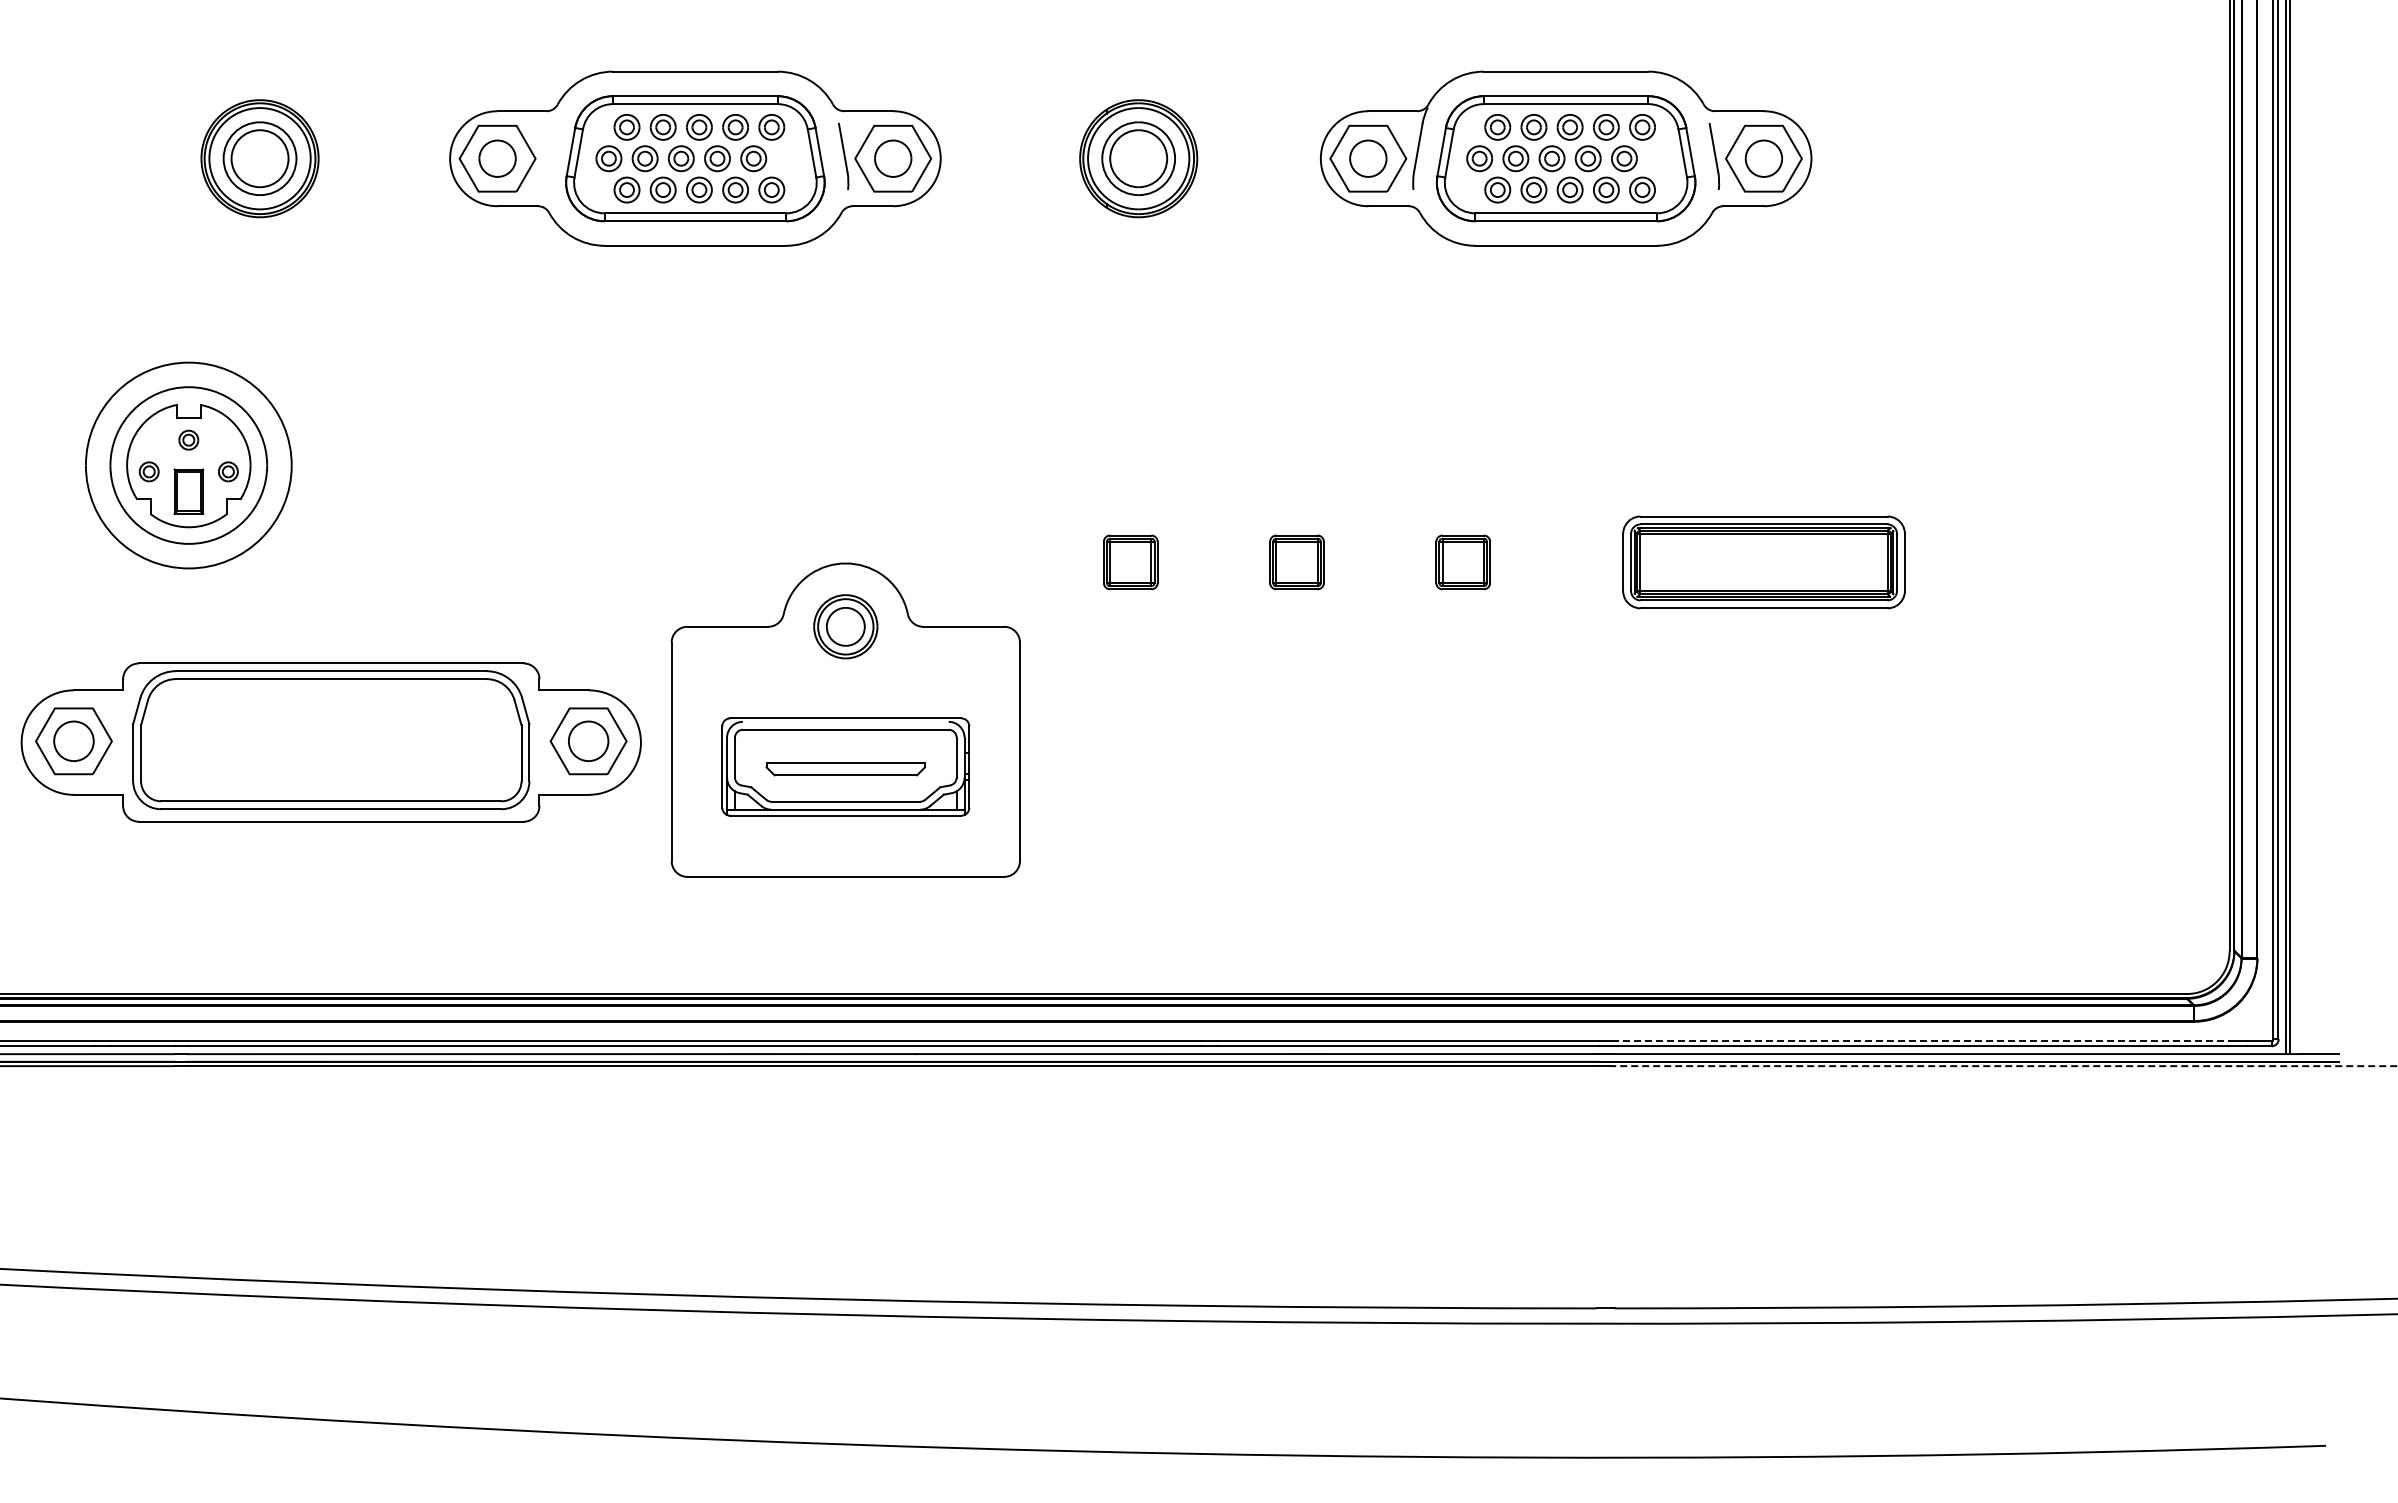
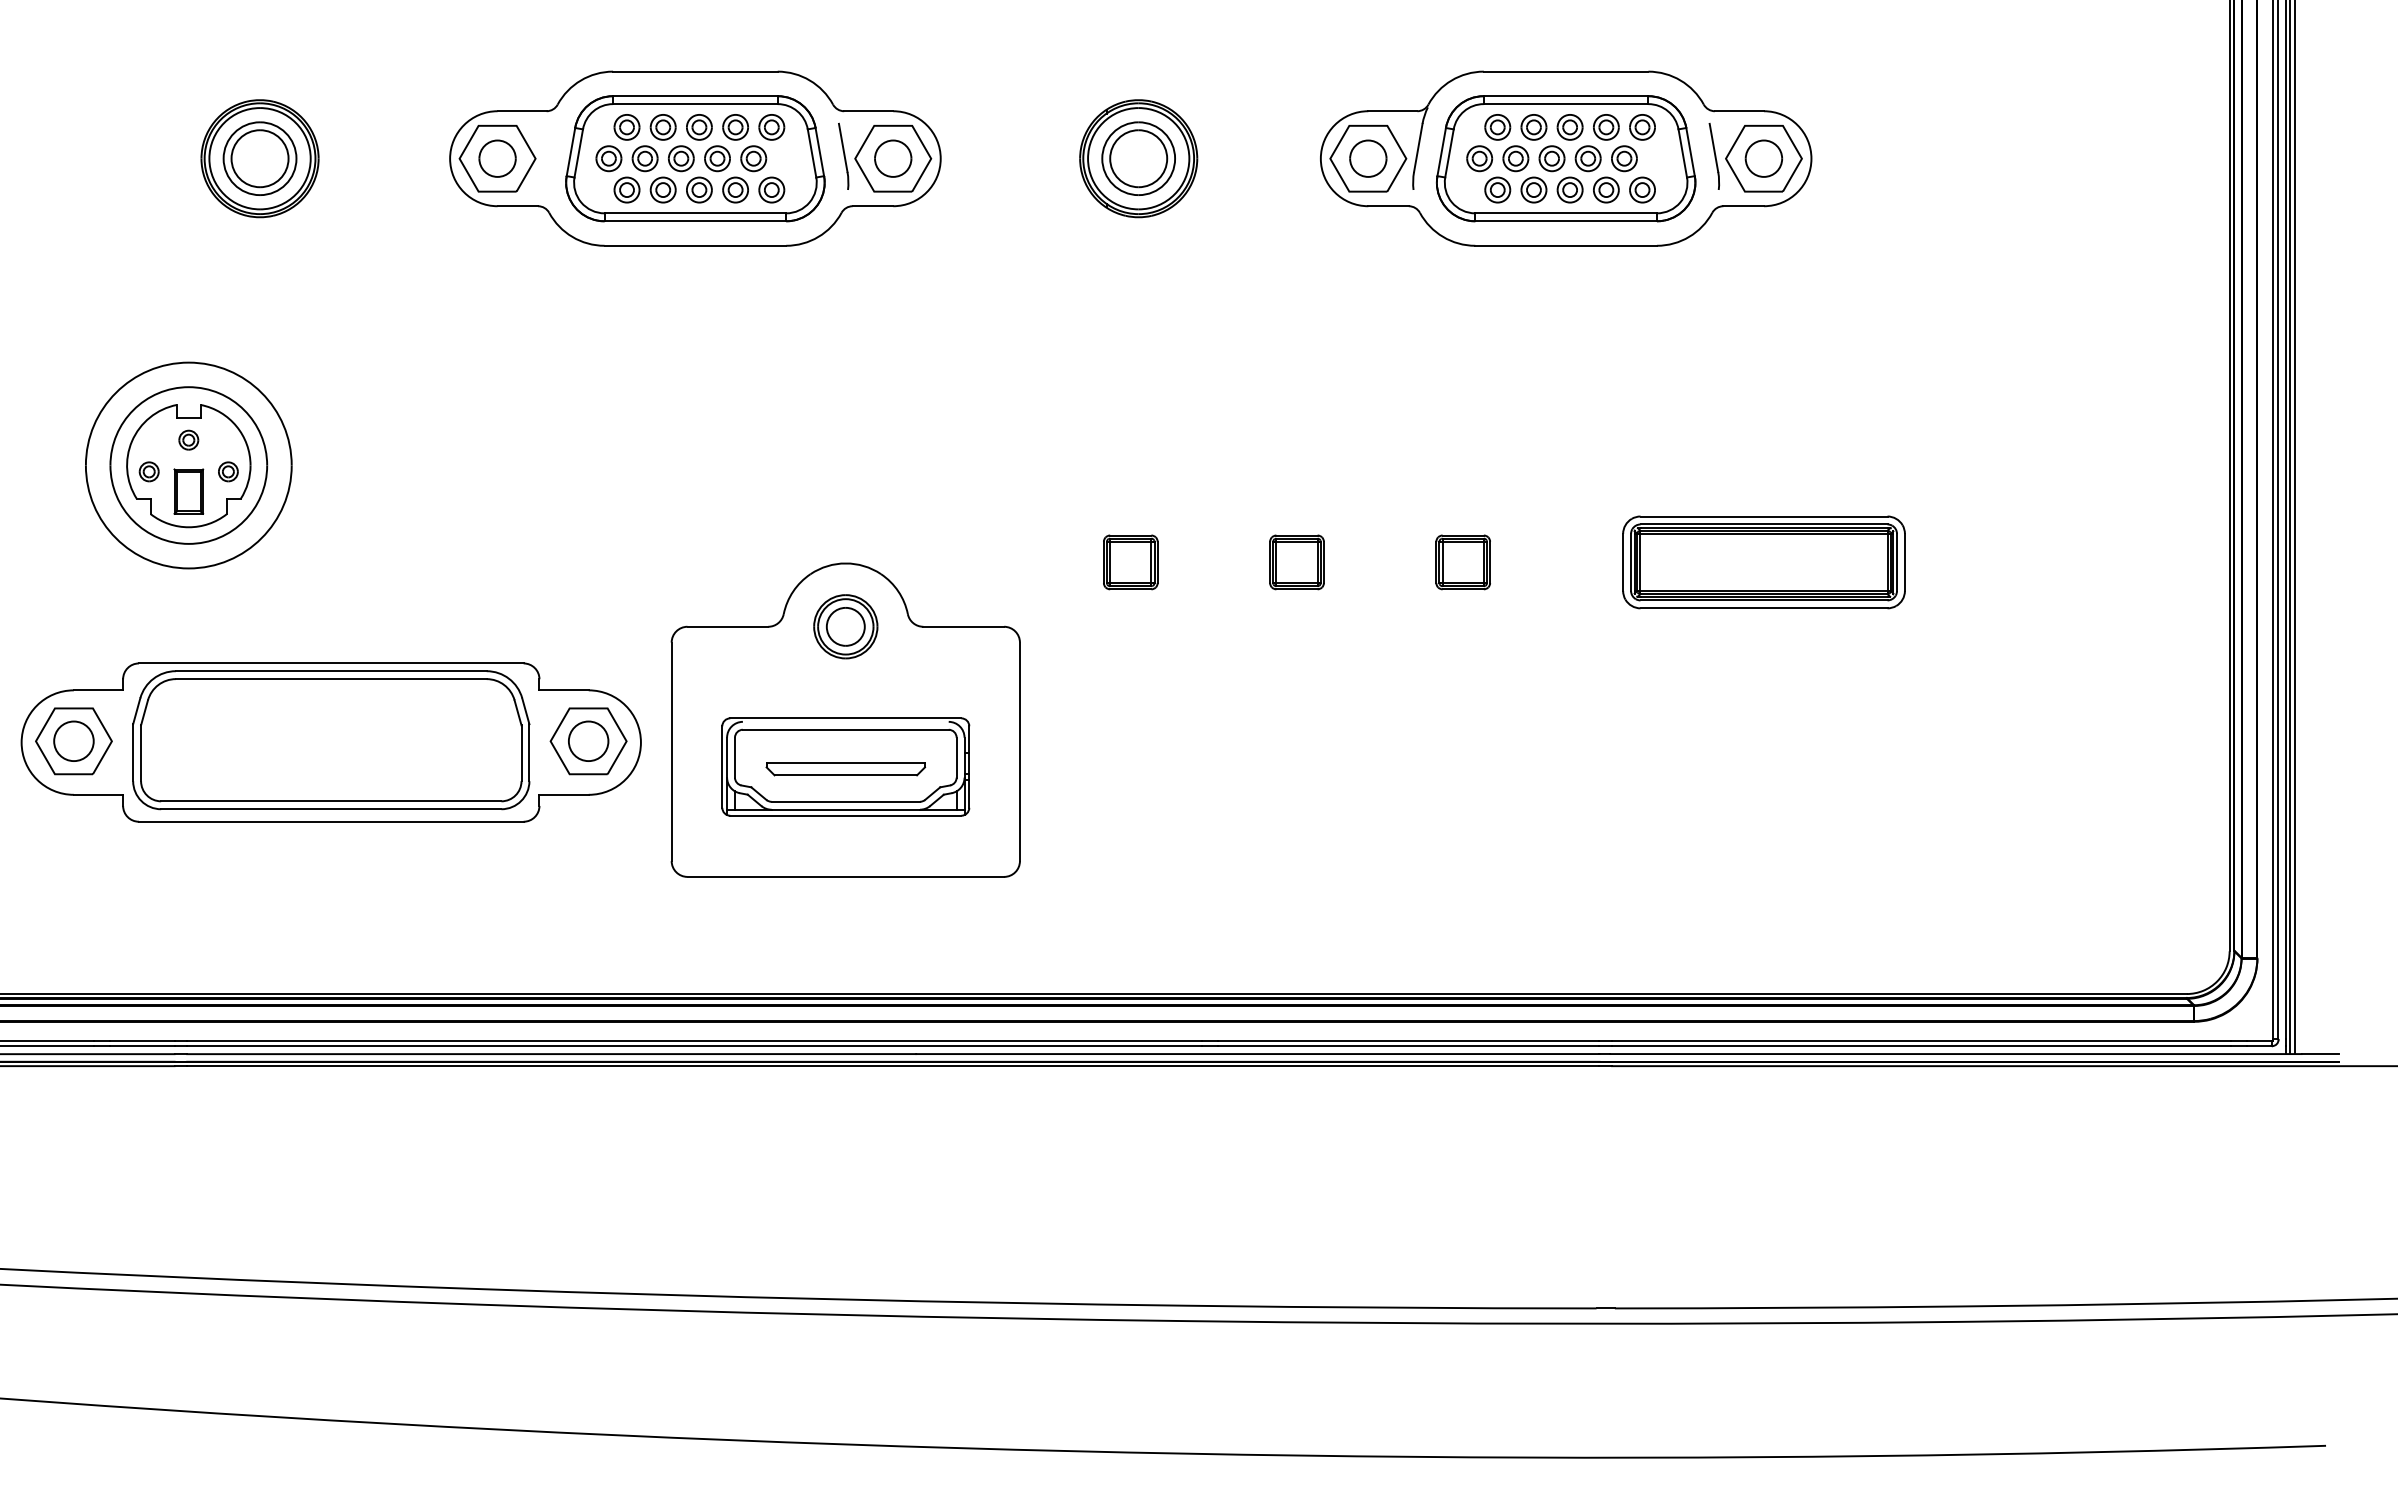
line: none -> present (2295, 528)
line: dashed -> solid (1921, 1040)
line: dashed -> solid (2004, 1066)
